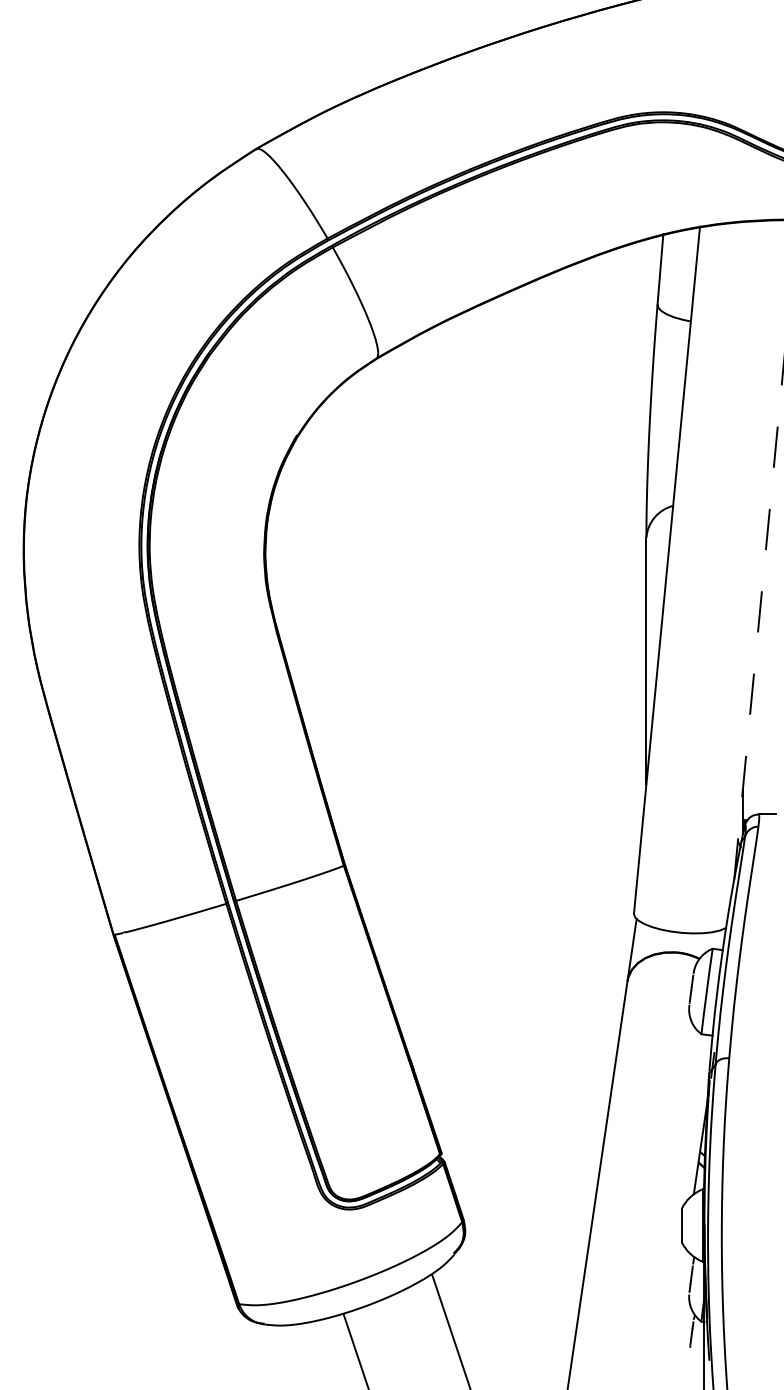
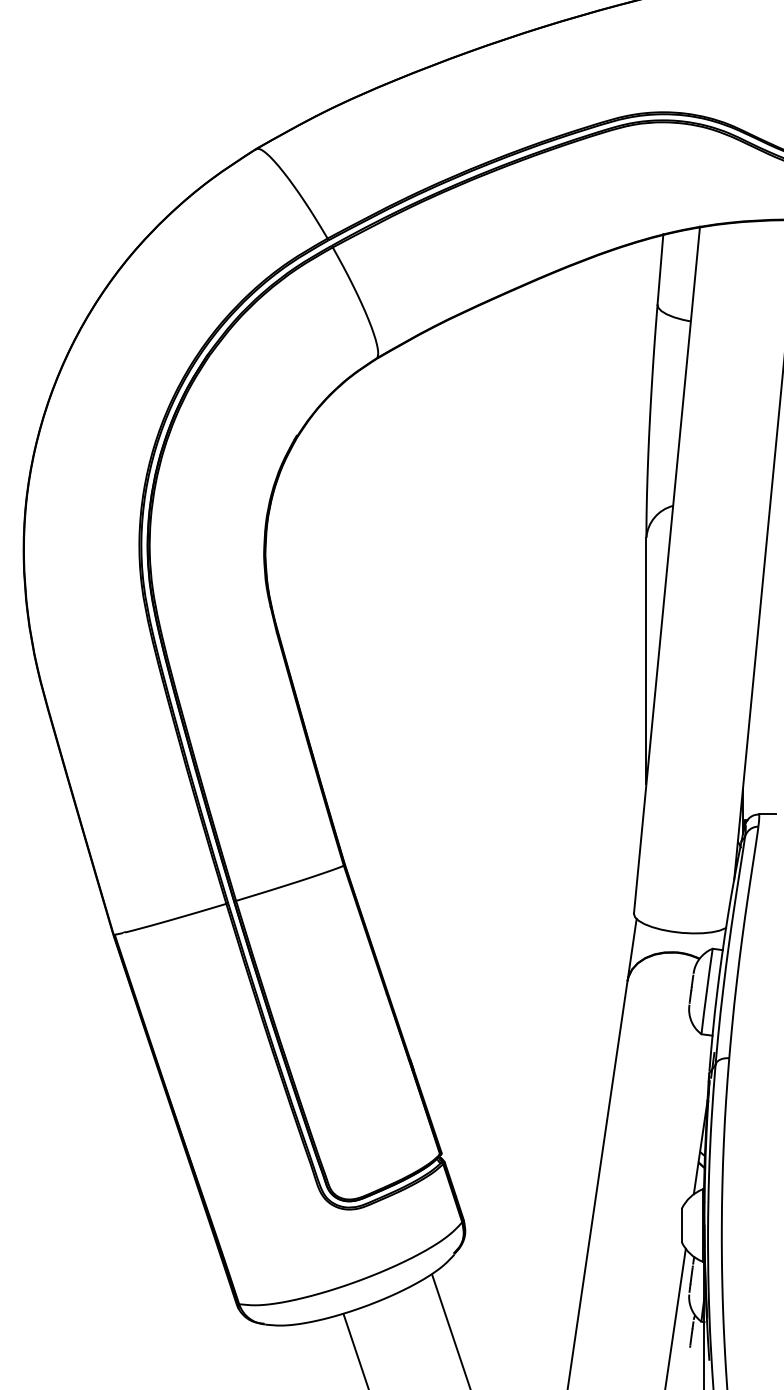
line: dashed -> solid (759, 620)
line: none -> present (675, 1317)
